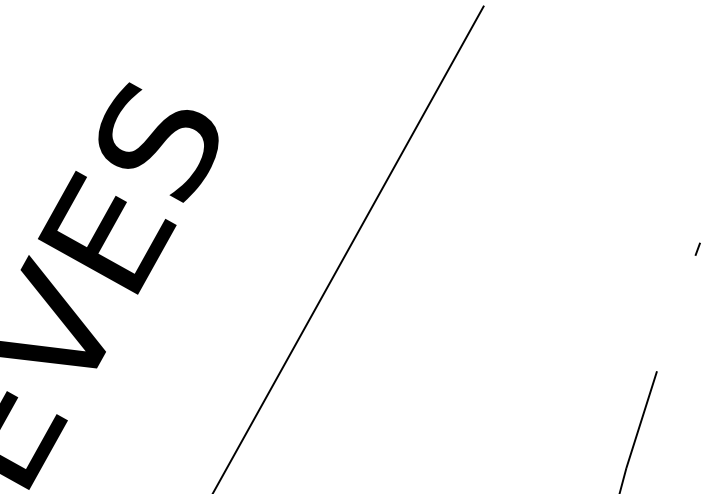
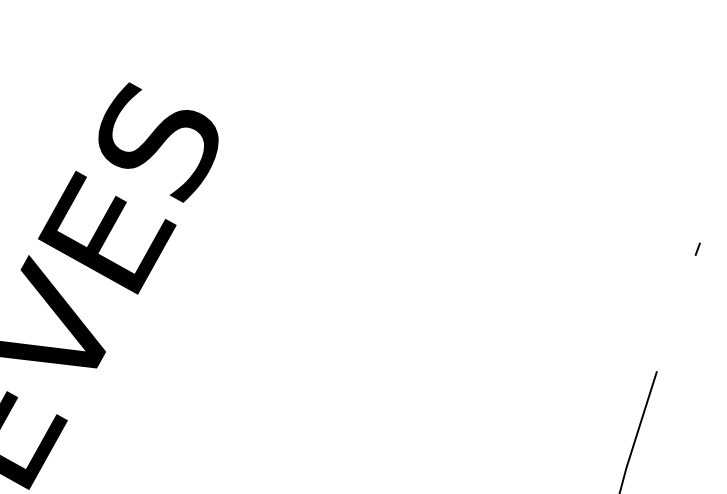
line: present -> none (348, 248)
